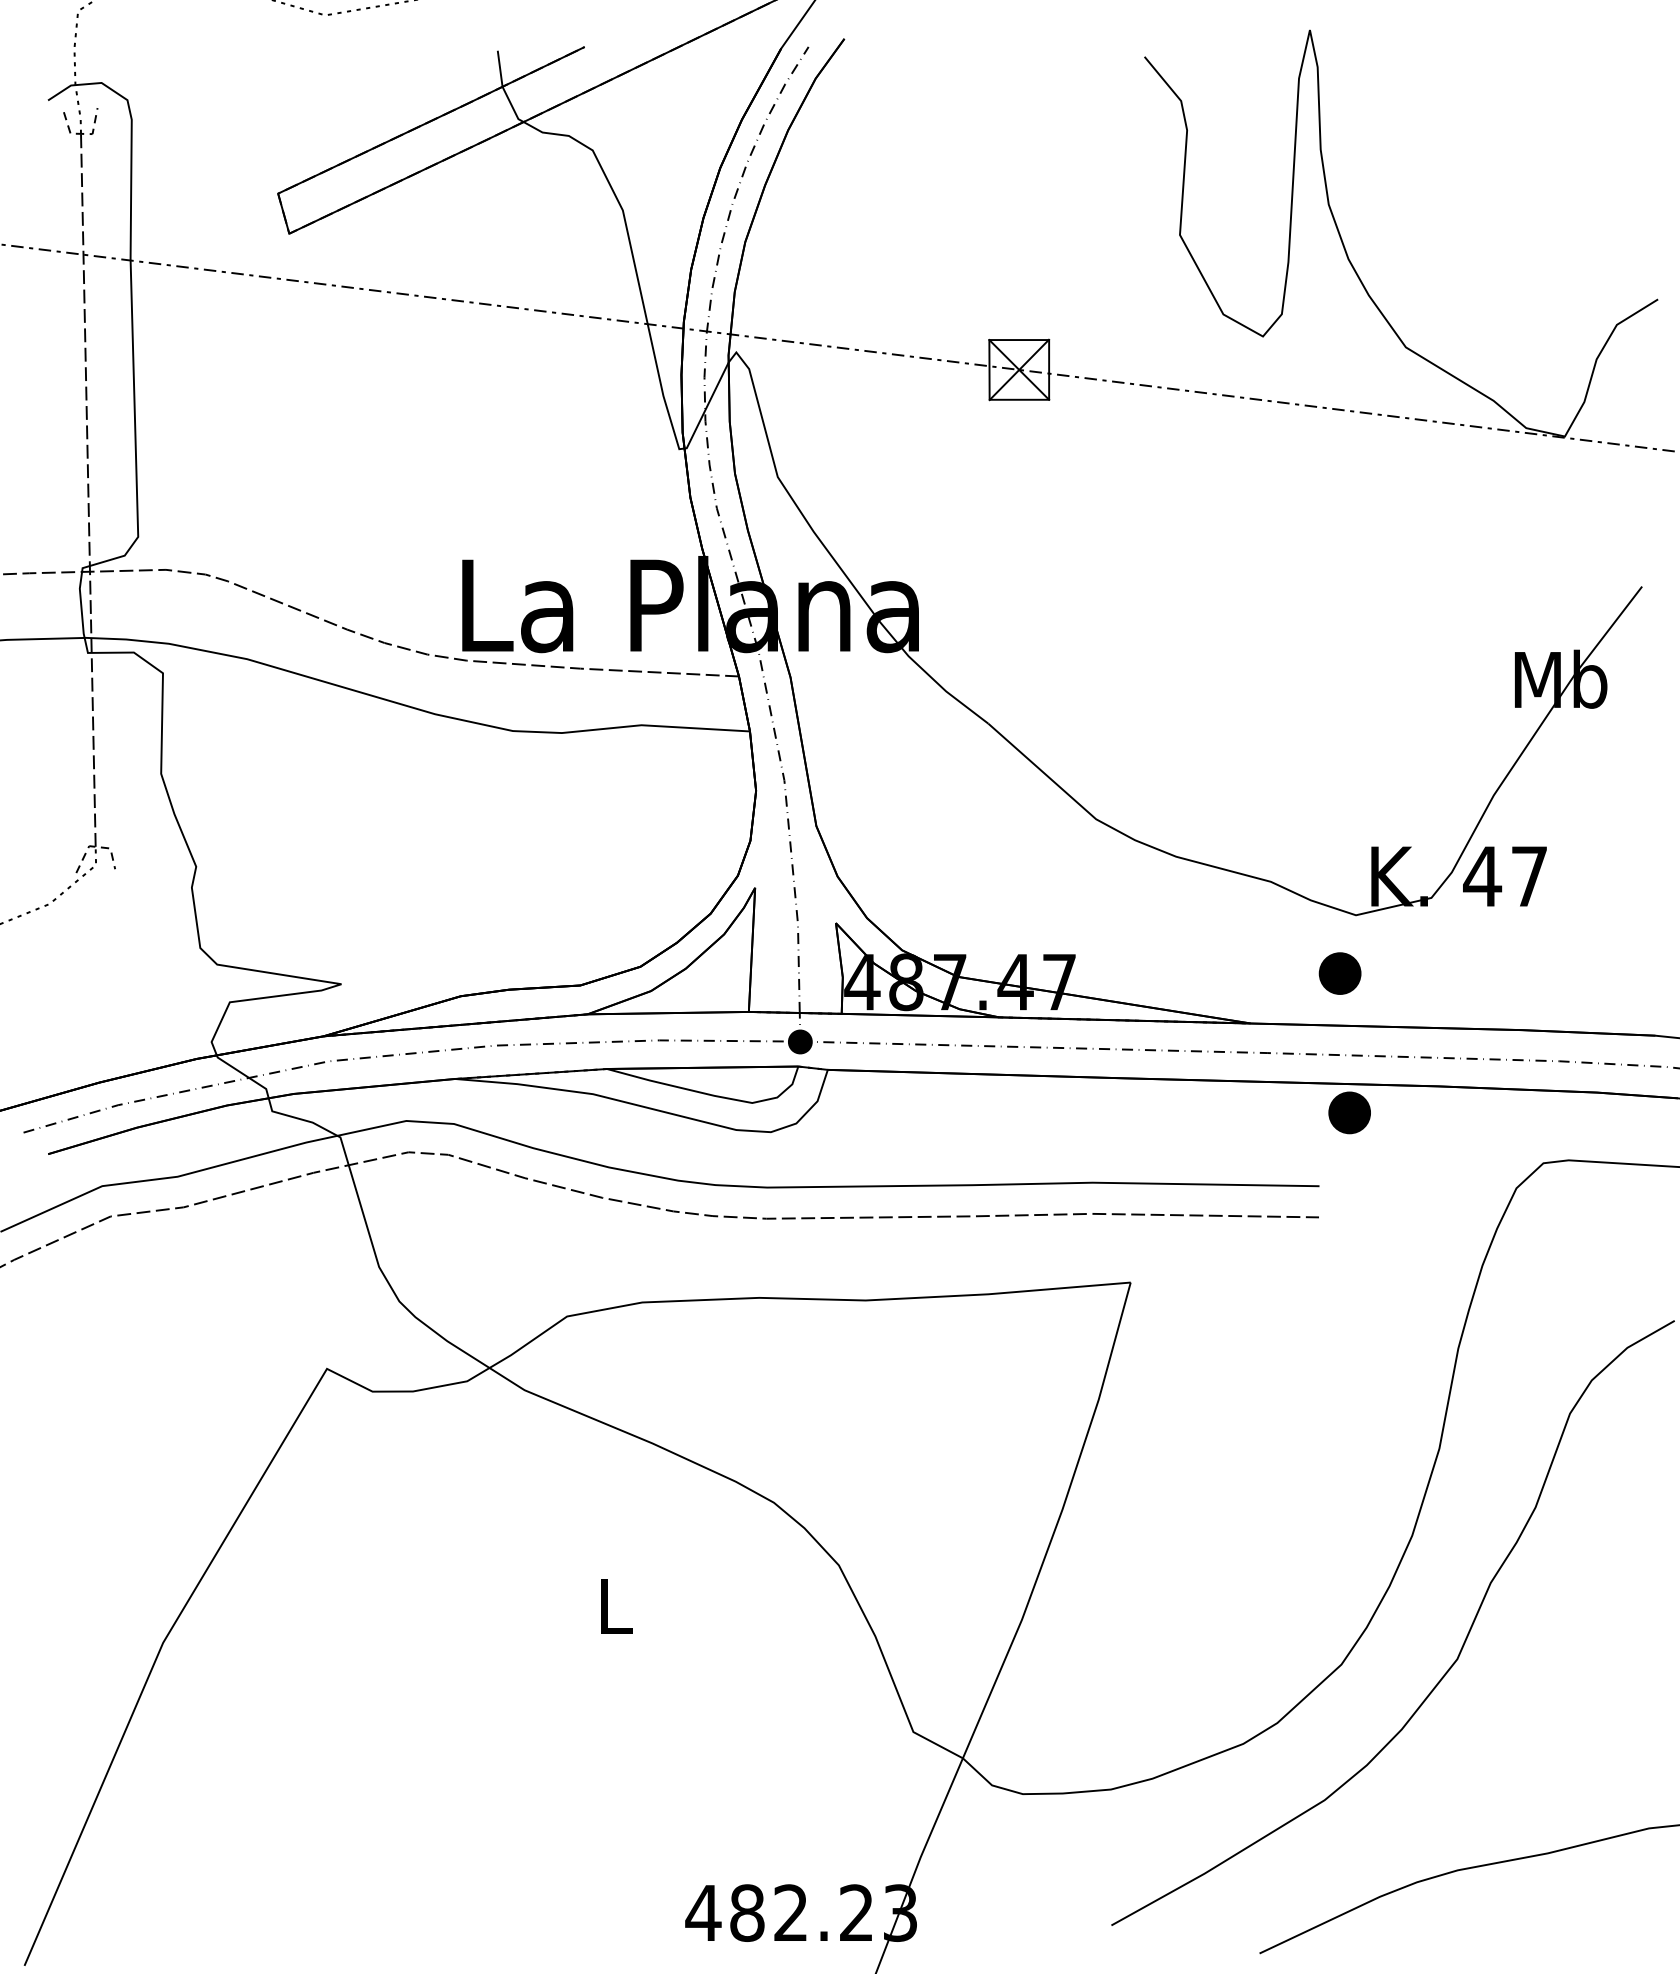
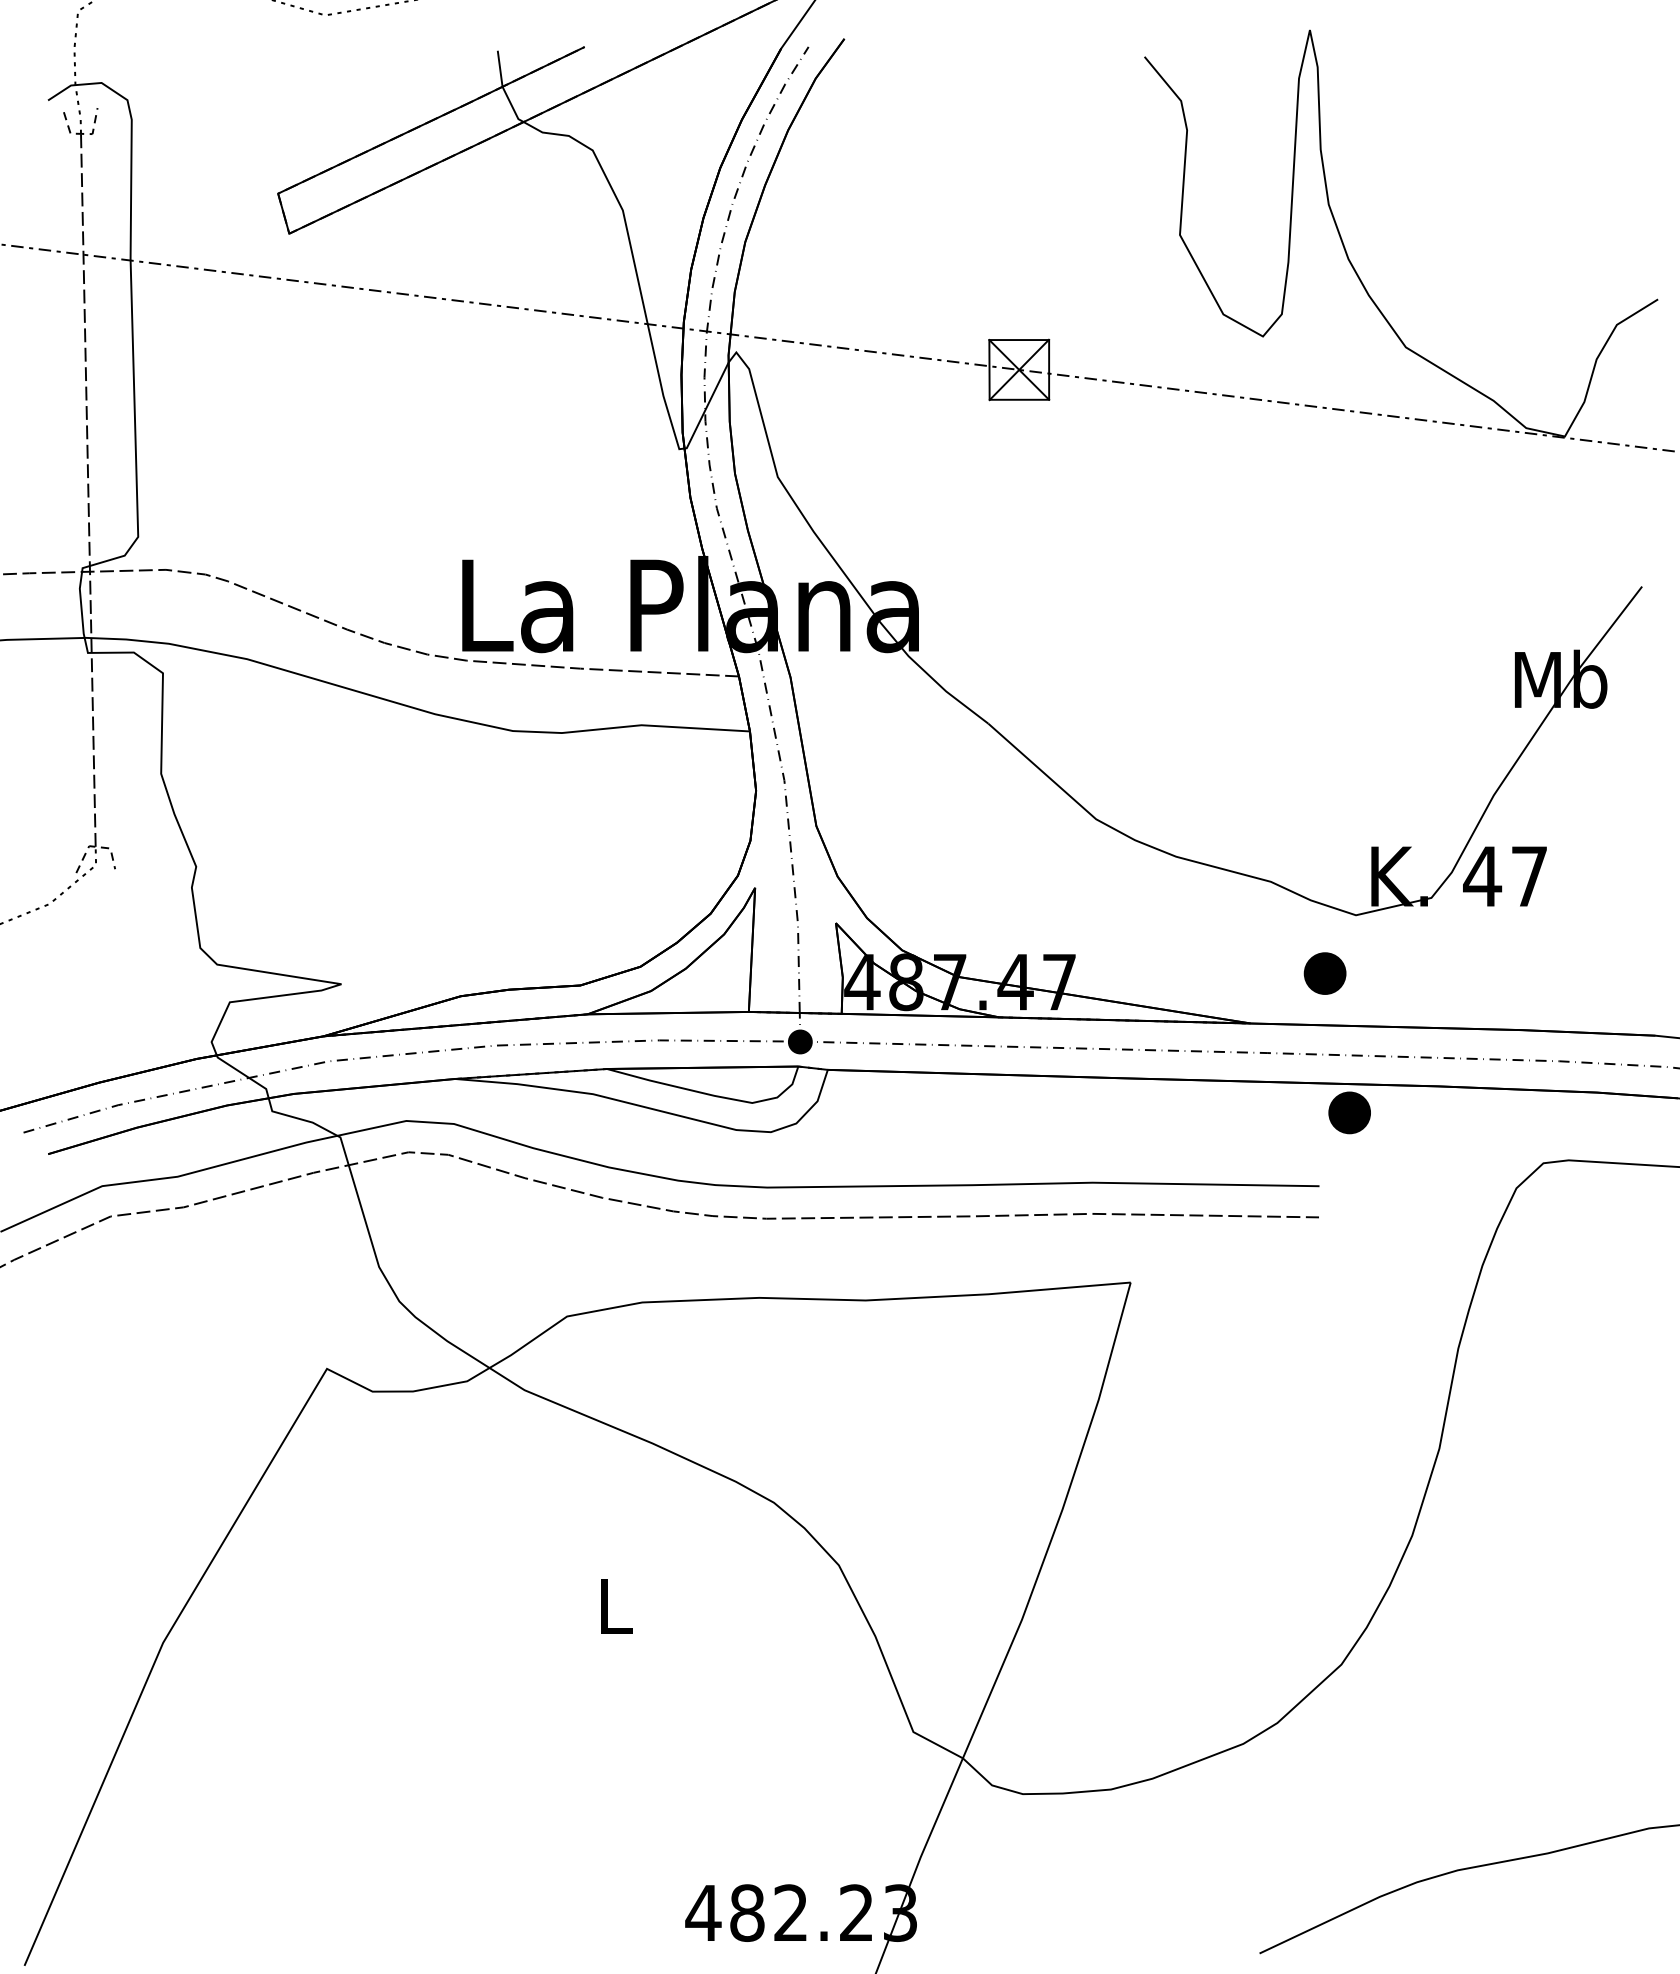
part position: (1339, 973) -> (1324, 973) (1324, 973)
curve: present -> none (1448, 1668)
